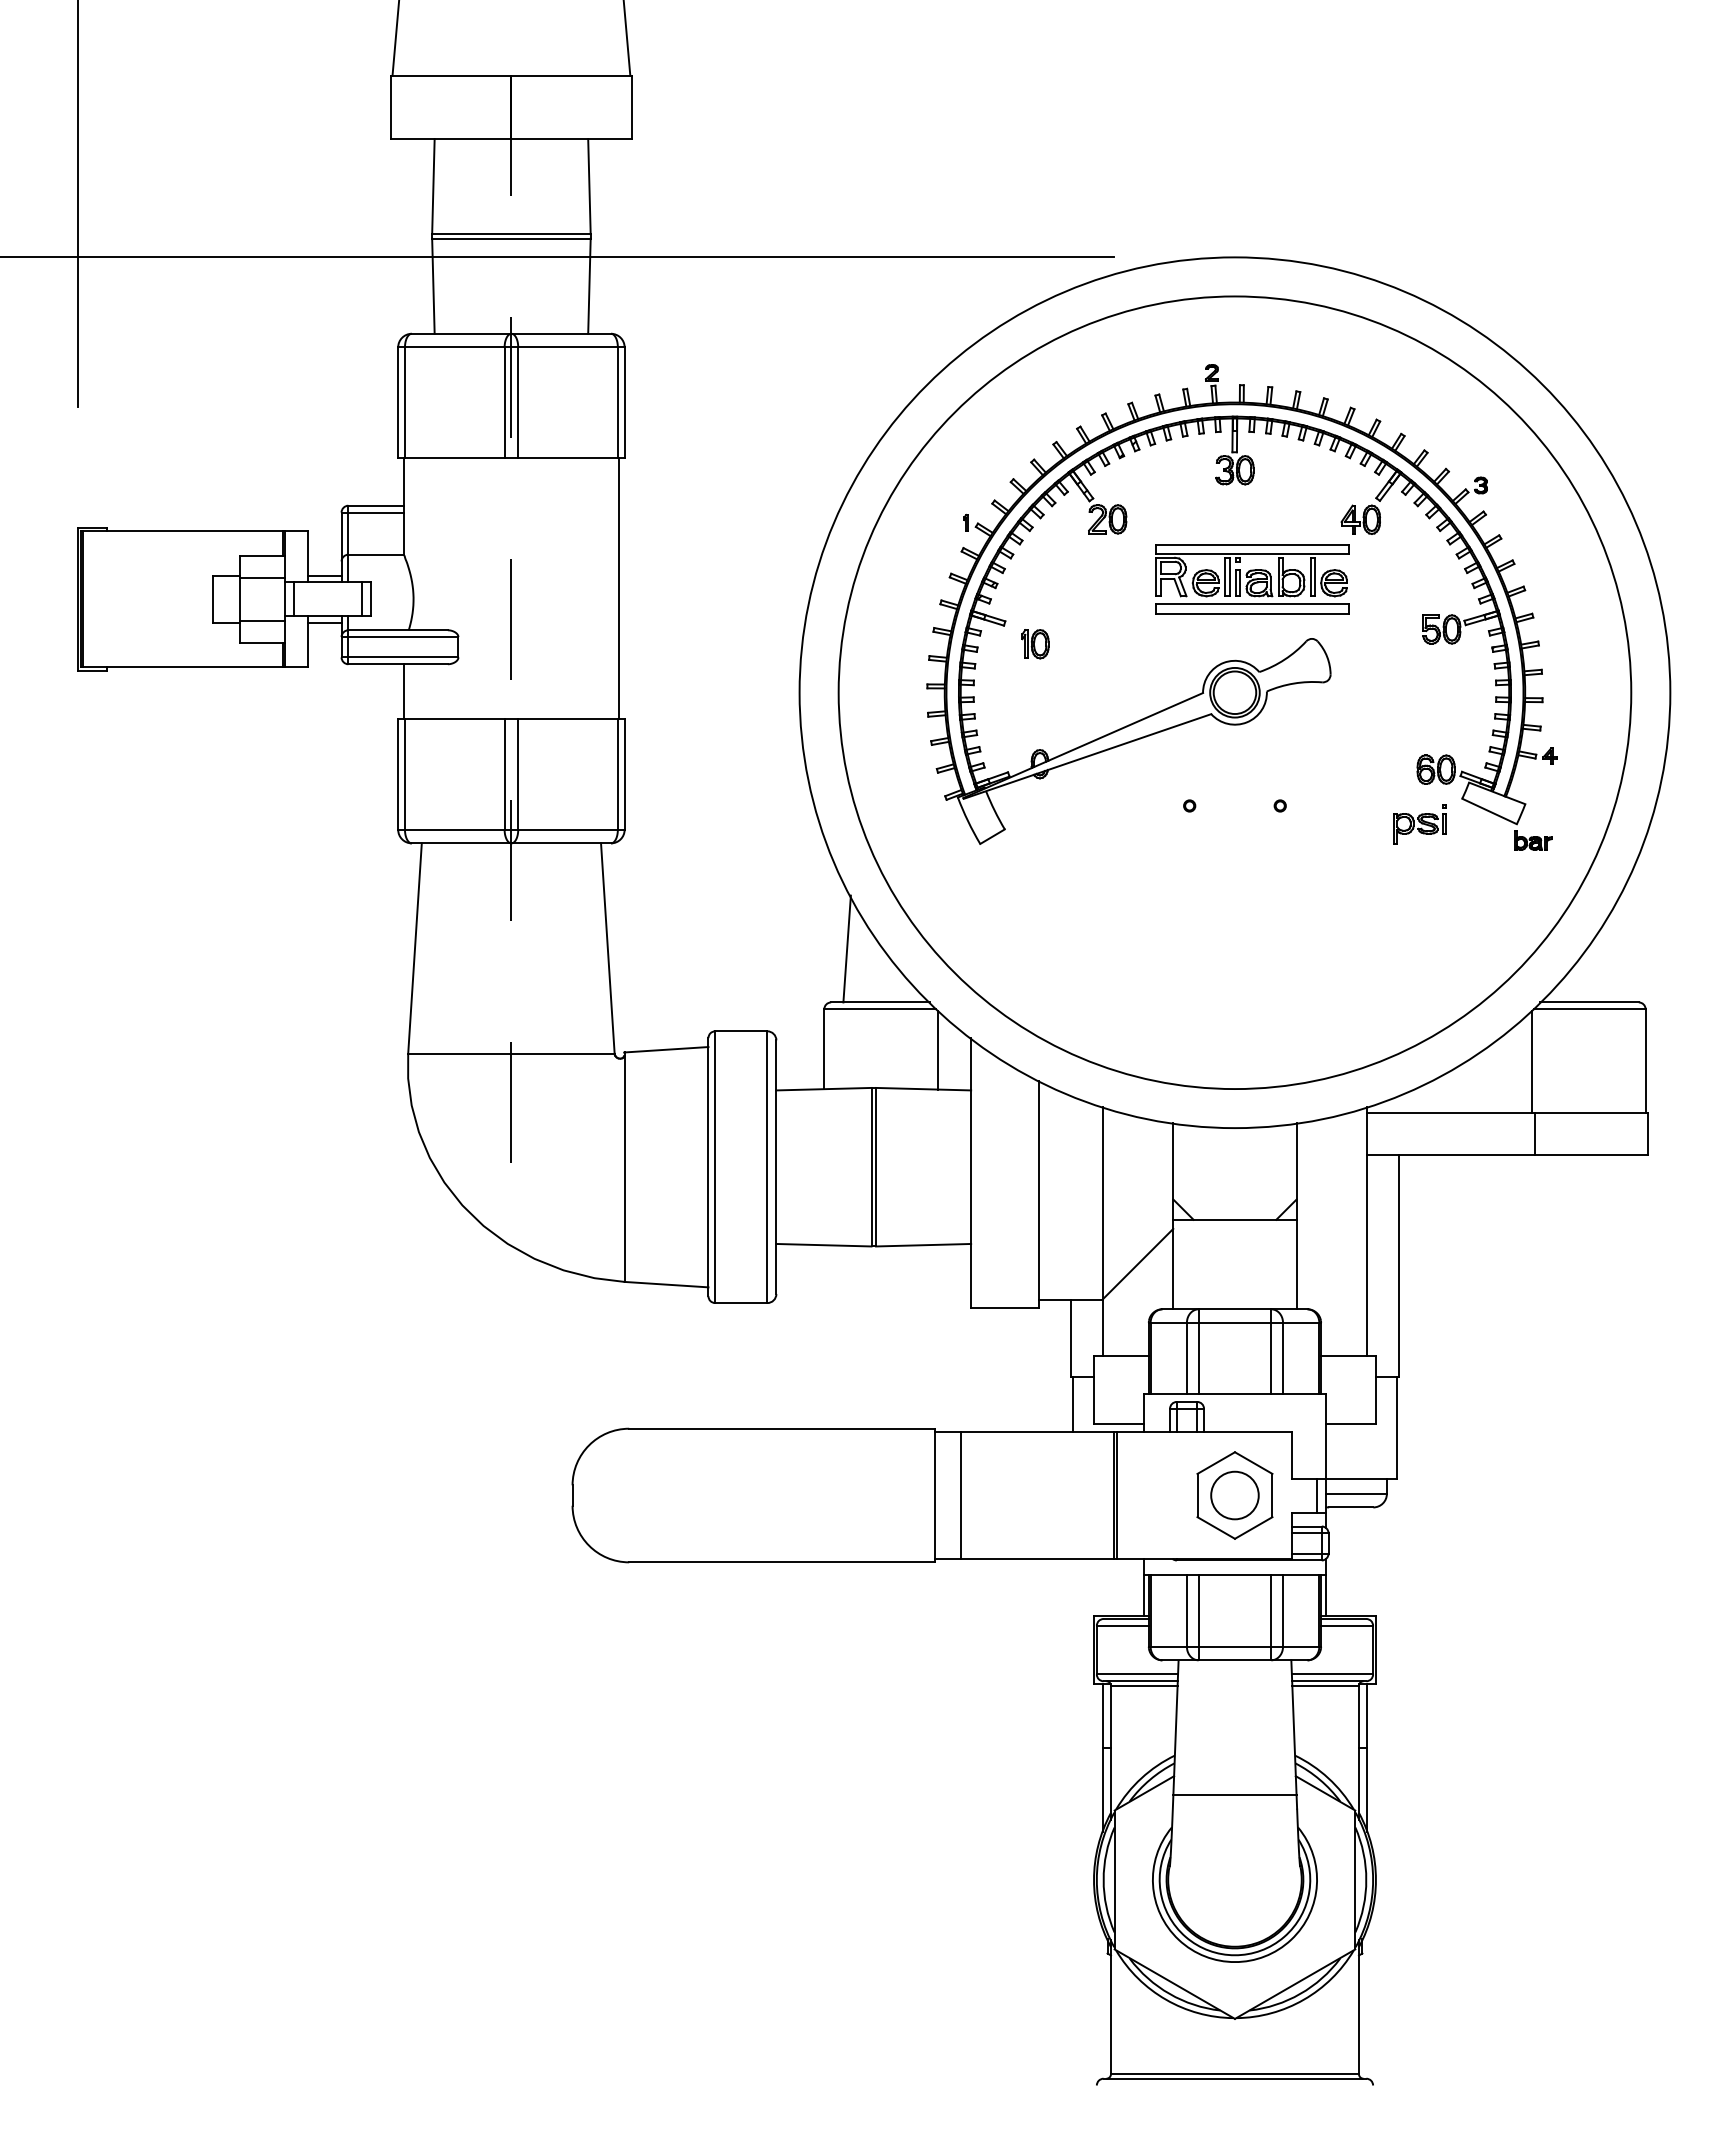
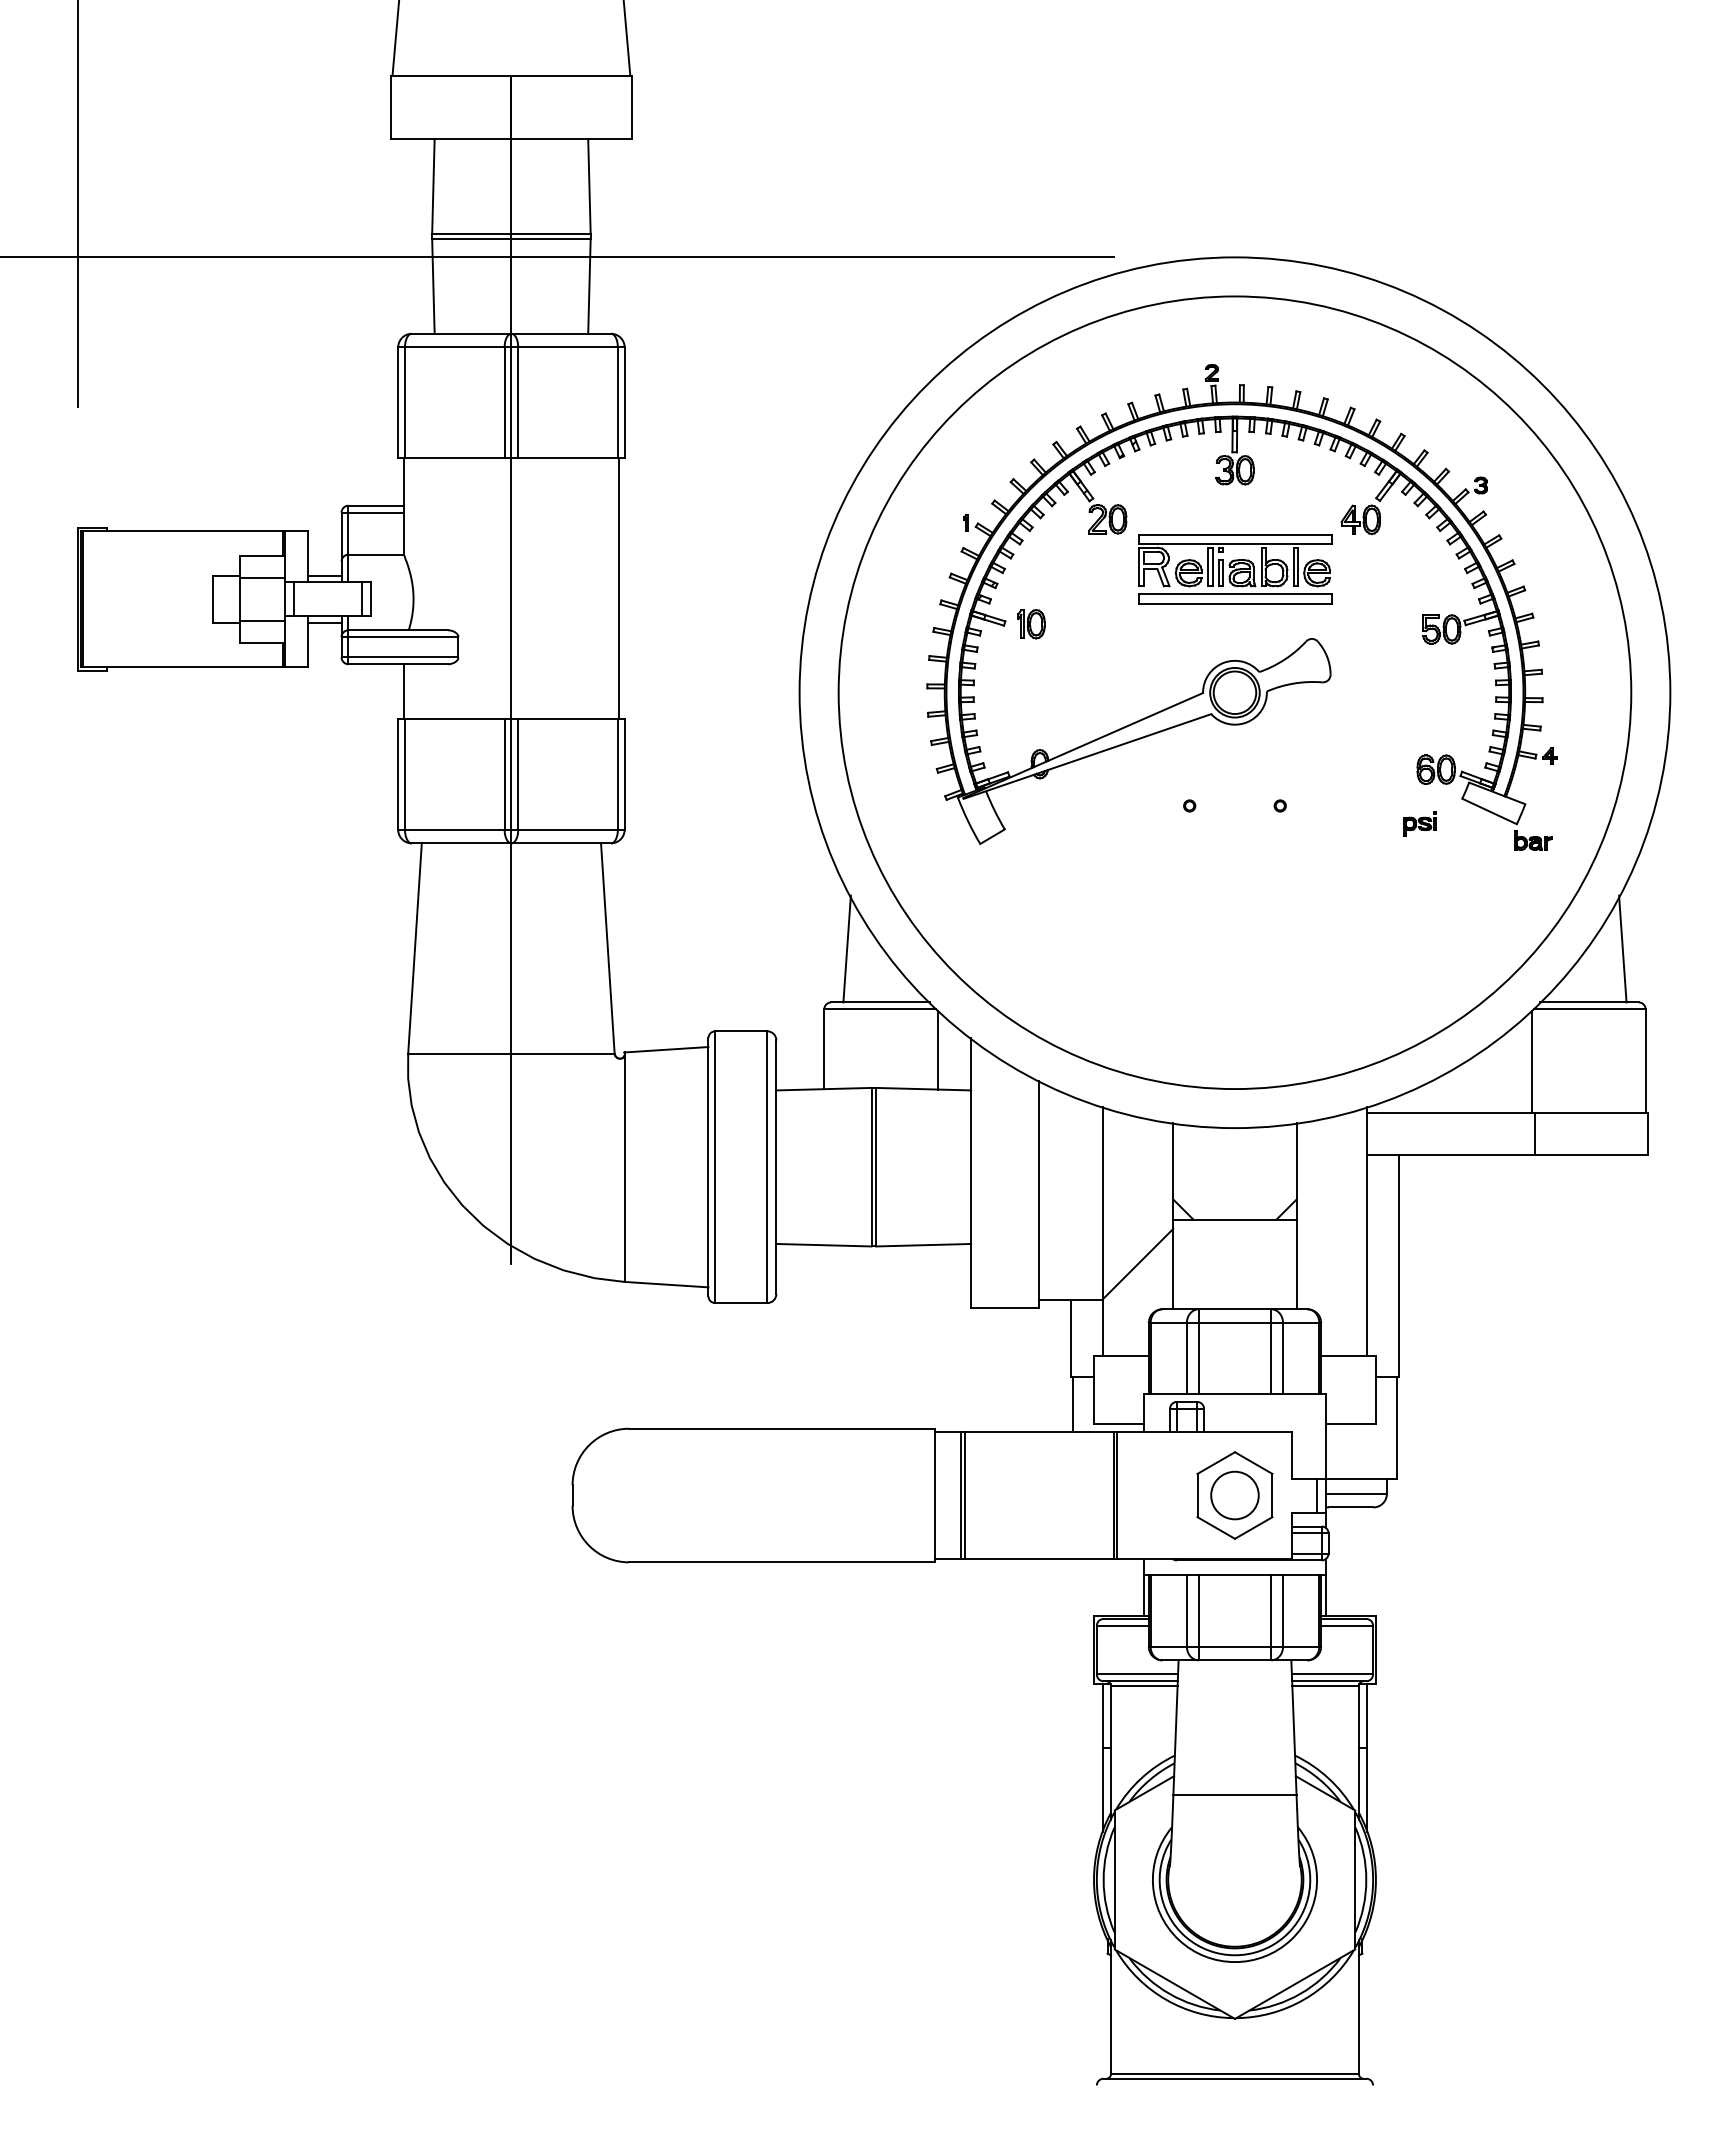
part position: (1252, 579) -> (1235, 569) (1235, 569)
part position: (1035, 644) -> (1031, 624) (1031, 624)
line: dashed -> solid (511, 670)
part size: 54x41 px -> 34x26 px (1419, 823)
line: none -> present (1622, 948)
line: none -> present (964, 1495)
